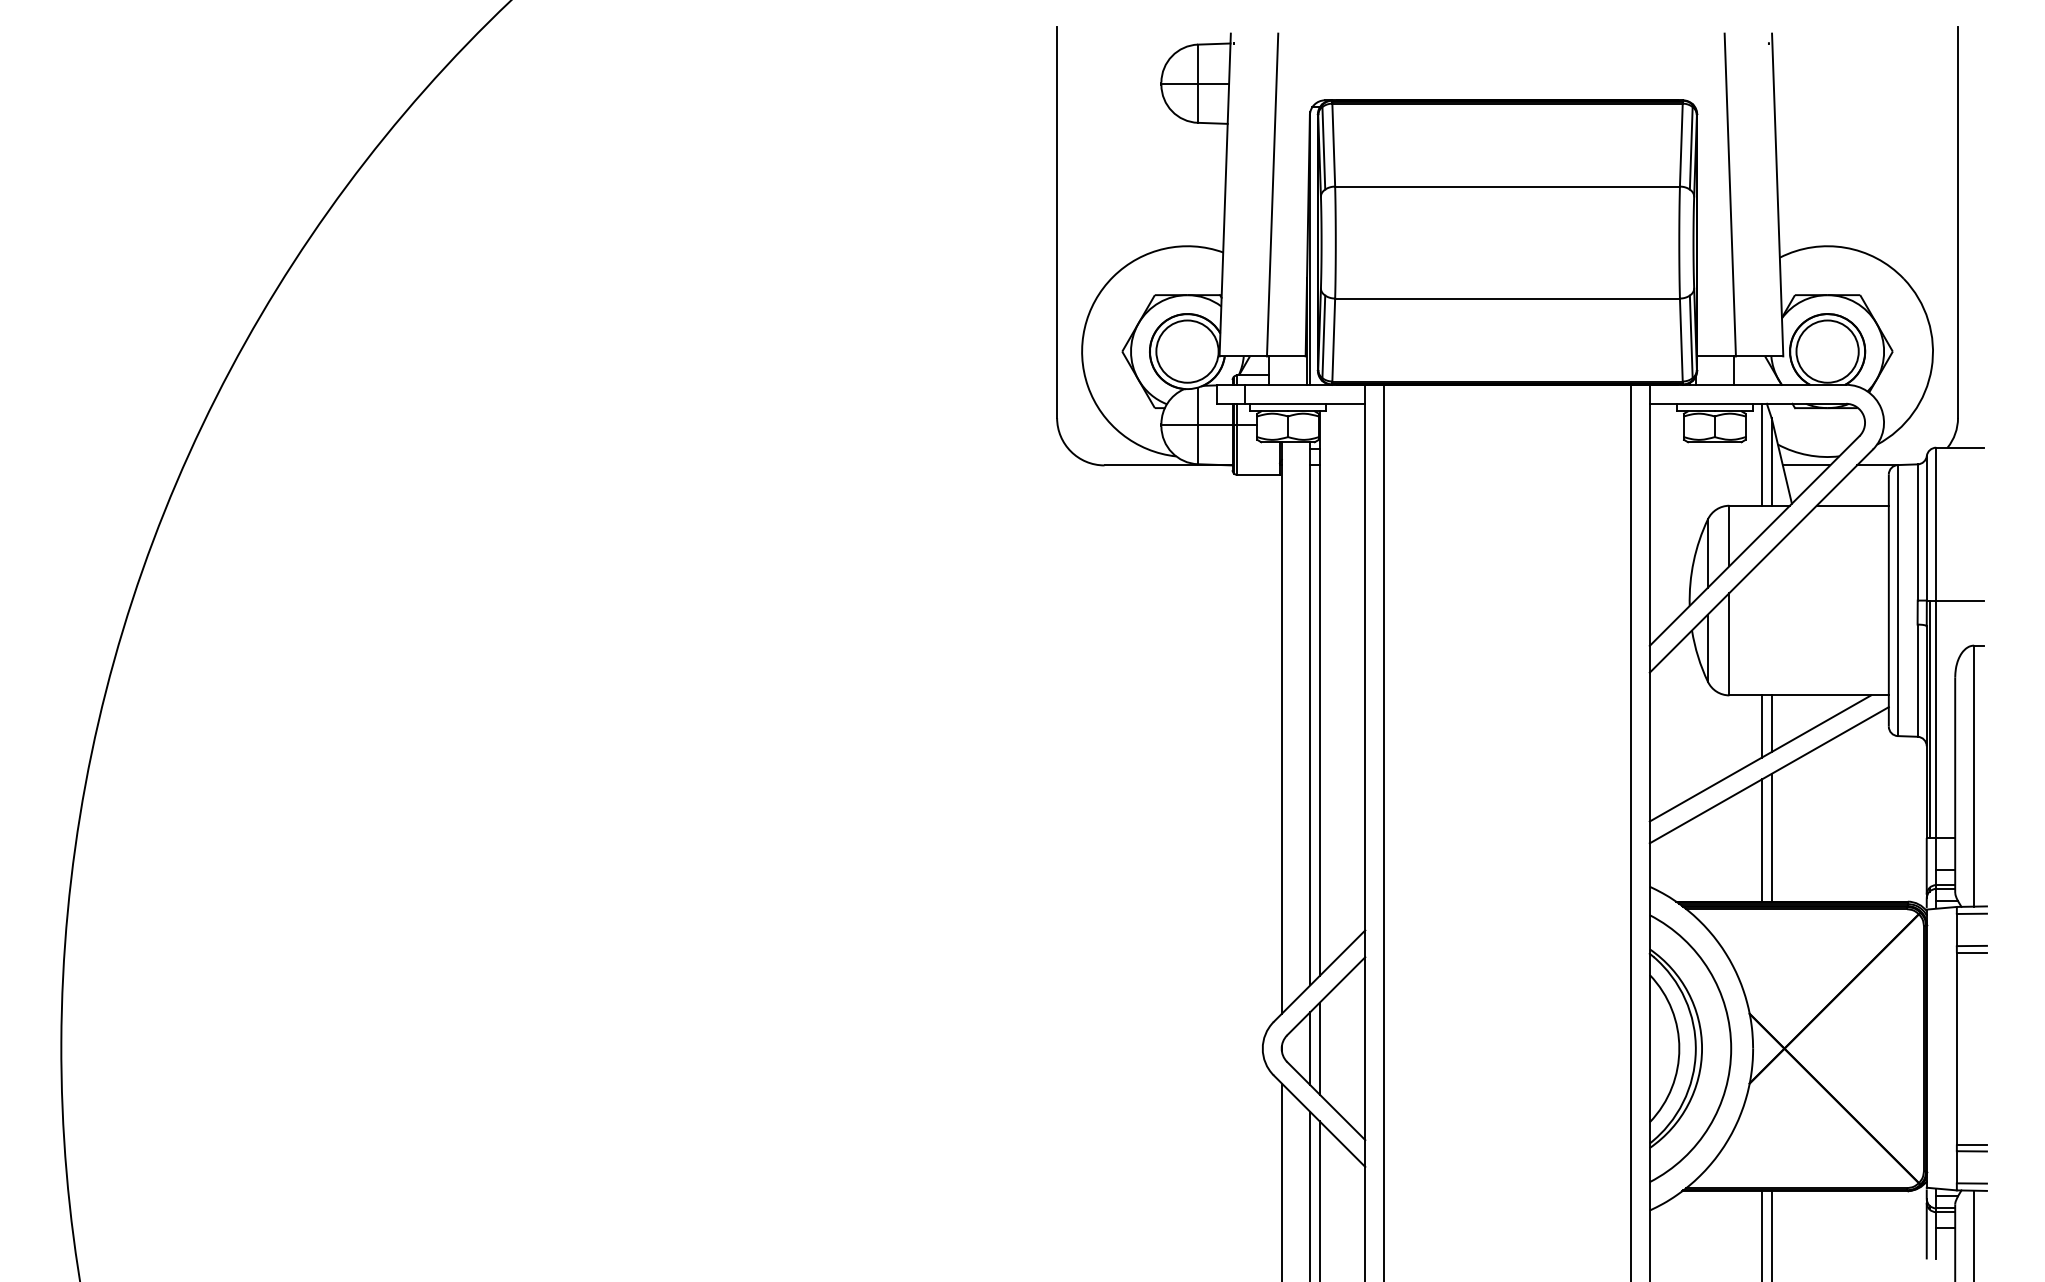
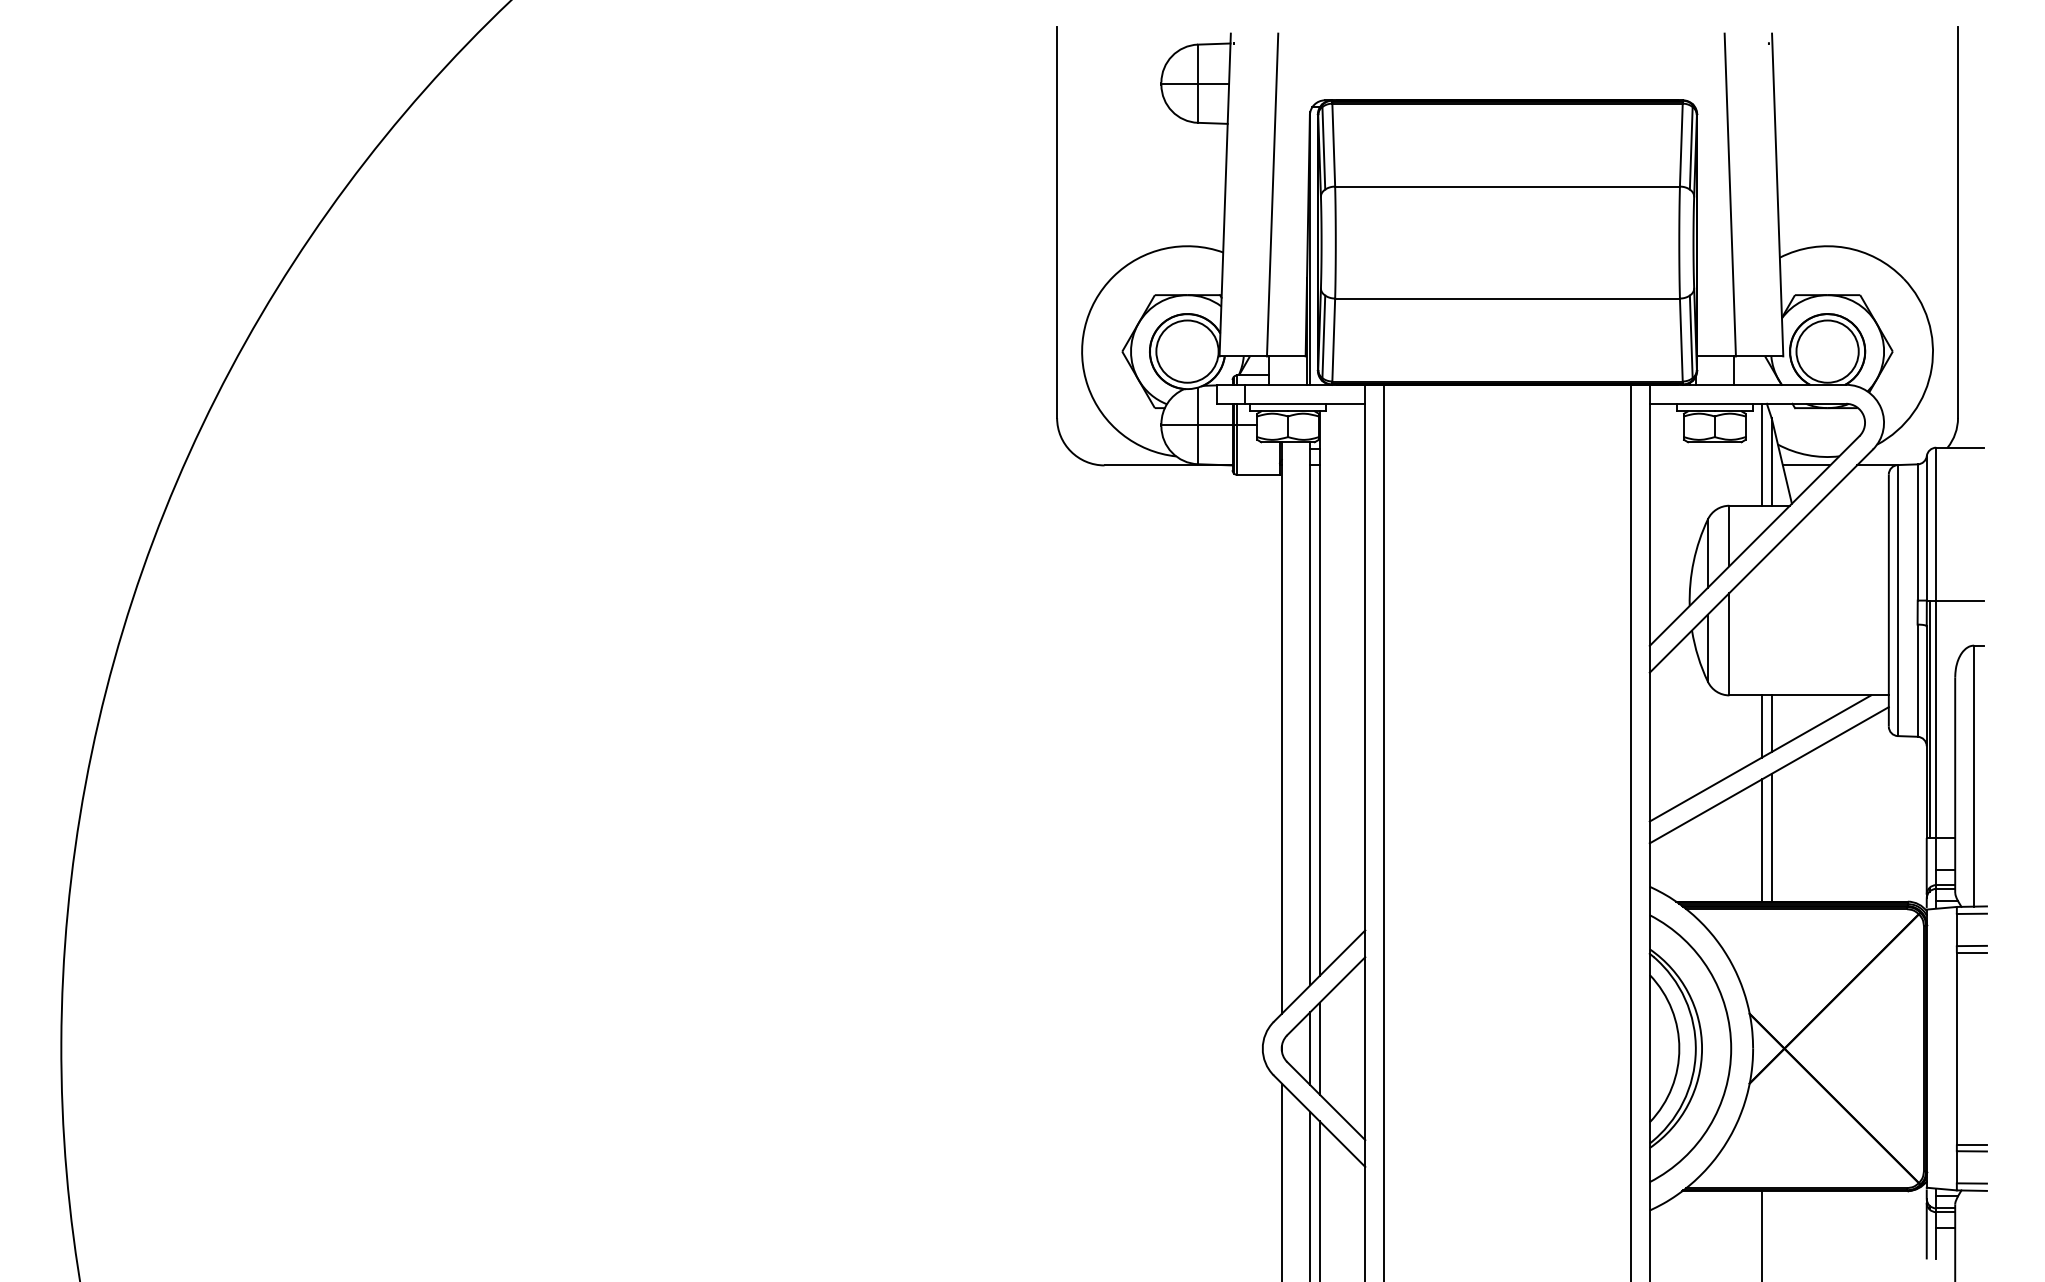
line: present -> none (1852, 505)
line: present -> none (1771, 1234)
line: present -> none (1974, 1234)
